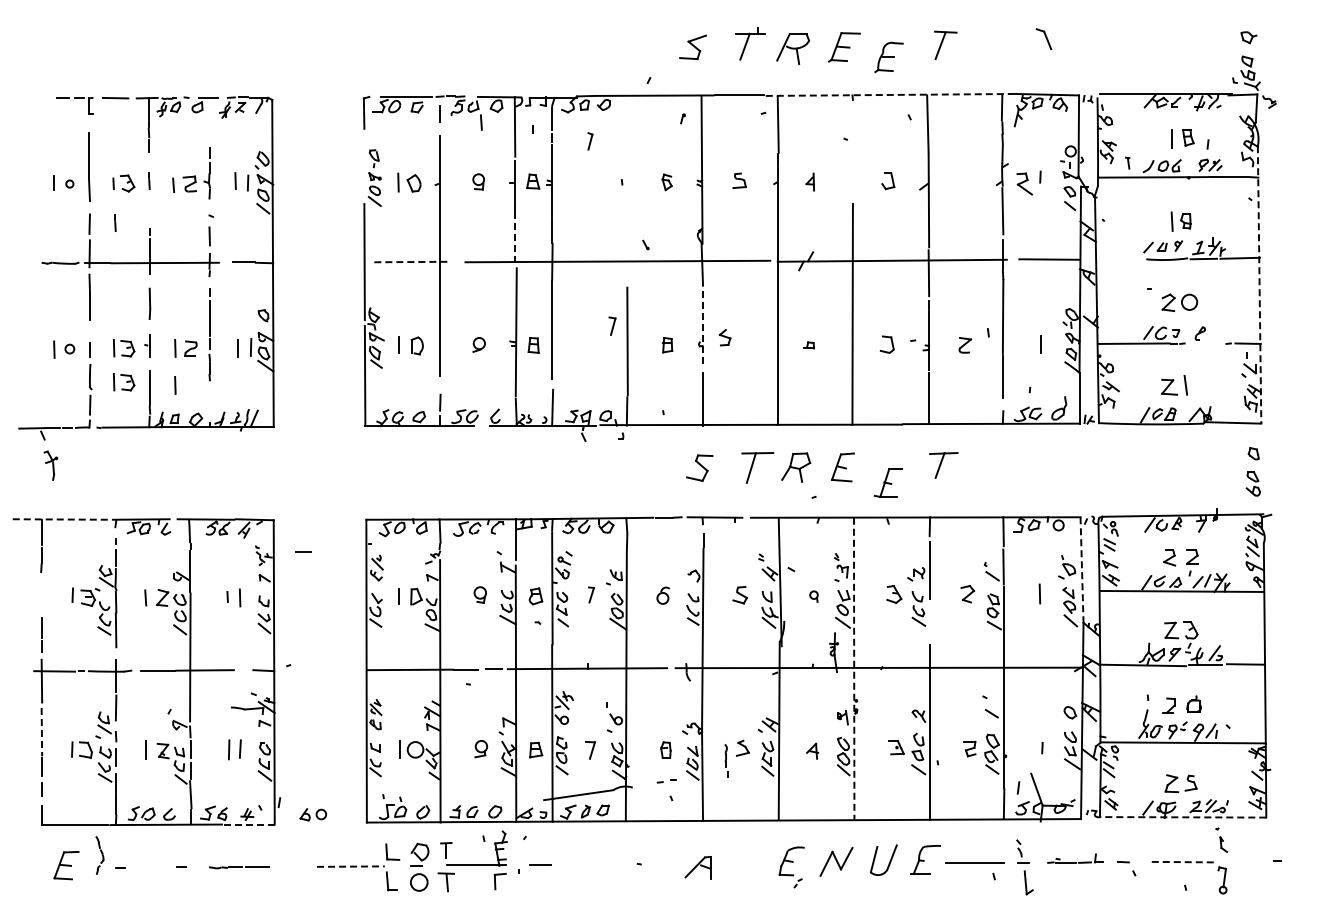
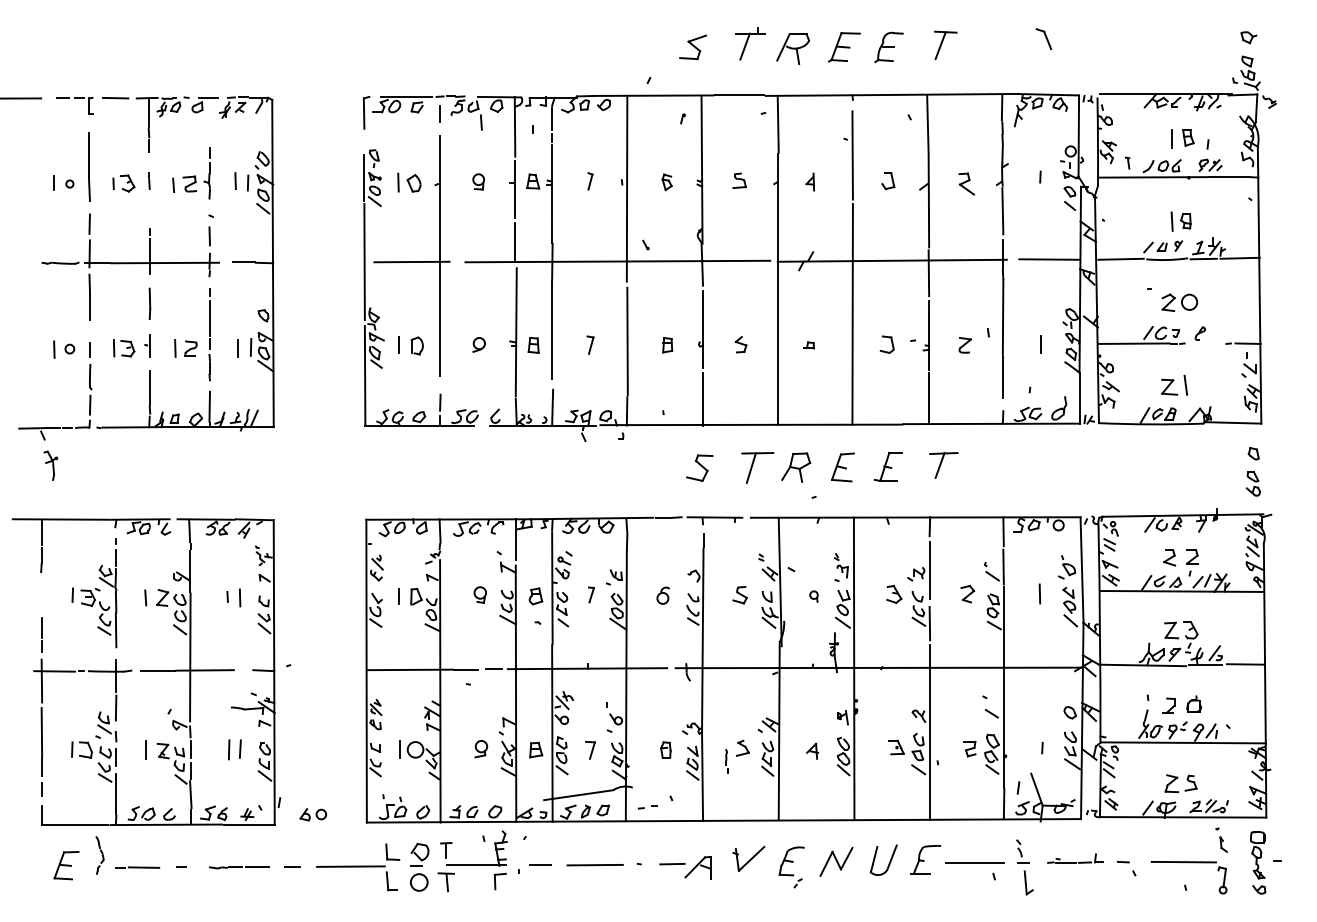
part position: (888, 57) -> (888, 47) (888, 47)
line: dashed -> solid (892, 94)
line: none -> present (21, 98)
part position: (590, 141) -> (590, 181) (590, 181)
line: none -> present (852, 155)
line: none -> present (364, 177)
part position: (1024, 183) -> (966, 183) (966, 183)
line: none -> present (626, 188)
line: present -> none (115, 222)
line: dashed -> solid (515, 243)
line: none -> present (1120, 258)
line: dashed -> solid (411, 262)
line: dashed -> solid (1259, 284)
part position: (612, 325) -> (590, 344) (590, 344)
line: dashed -> solid (703, 329)
part position: (724, 337) -> (740, 344) (740, 344)
part: present -> none (124, 382)
line: present -> none (175, 385)
line: none -> present (209, 406)
part position: (887, 482) -> (887, 466) (887, 466)
line: dashed -> solid (62, 519)
line position: (303, 551) -> (292, 866) (292, 866)
line: dashed -> solid (1082, 570)
line: none -> present (929, 623)
line: dashed -> solid (854, 669)
line: dashed -> solid (41, 732)
part size: 5x34 px -> 4x25 px (726, 761)
part position: (666, 781) -> (647, 807) (647, 807)
line: dashed -> solid (1182, 817)
line: dashed -> solid (249, 824)
part: none -> present (748, 858)
line: dashed -> solid (1184, 862)
part: none -> present (1258, 862)
line: none -> present (594, 864)
line: none -> present (672, 864)
line: dashed -> solid (350, 866)
line: none -> present (143, 867)
